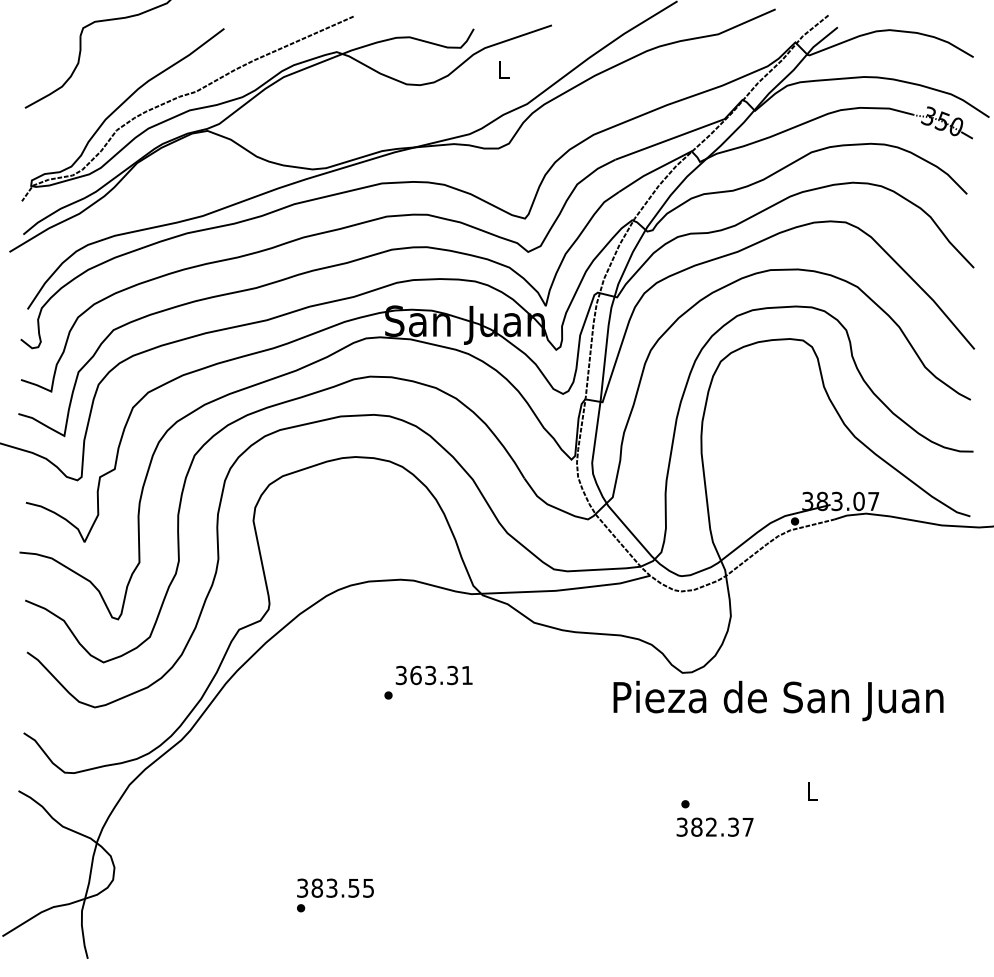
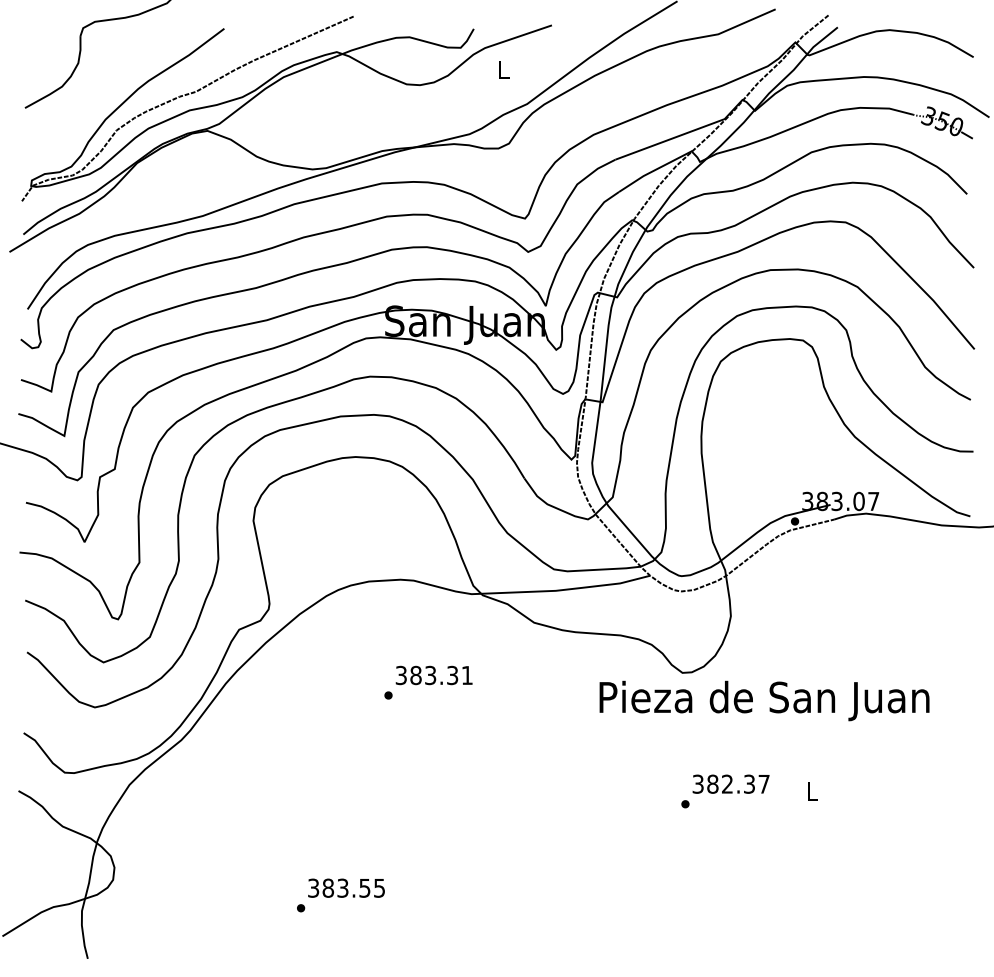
text: 363.31 -> 383.31 (415, 674)
text position: (778, 700) -> (764, 700) (764, 700)
text position: (714, 826) -> (730, 783) (730, 783)
text position: (335, 887) -> (346, 887) (346, 887)
